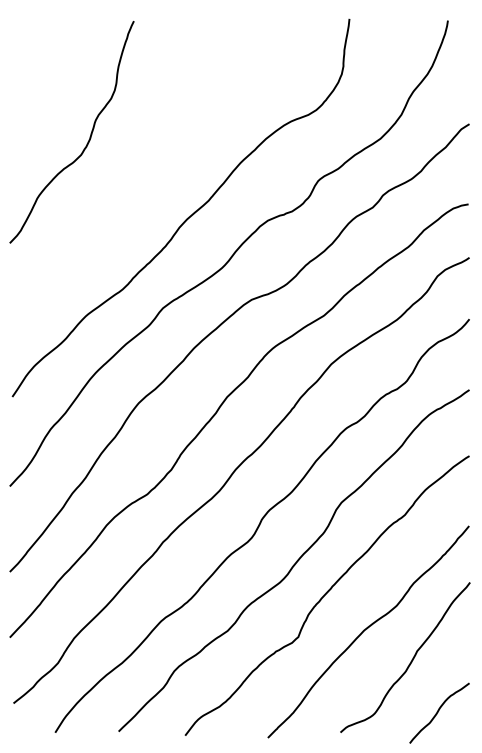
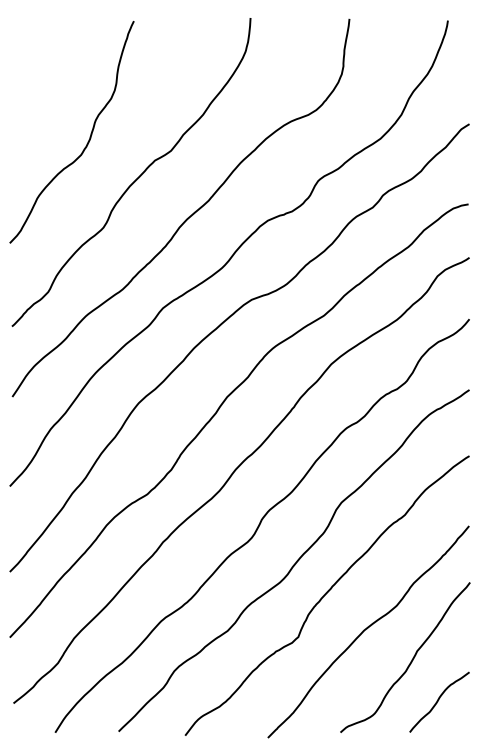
curve: none -> present (137, 177)
curve position: (438, 712) -> (438, 701) (438, 701)
